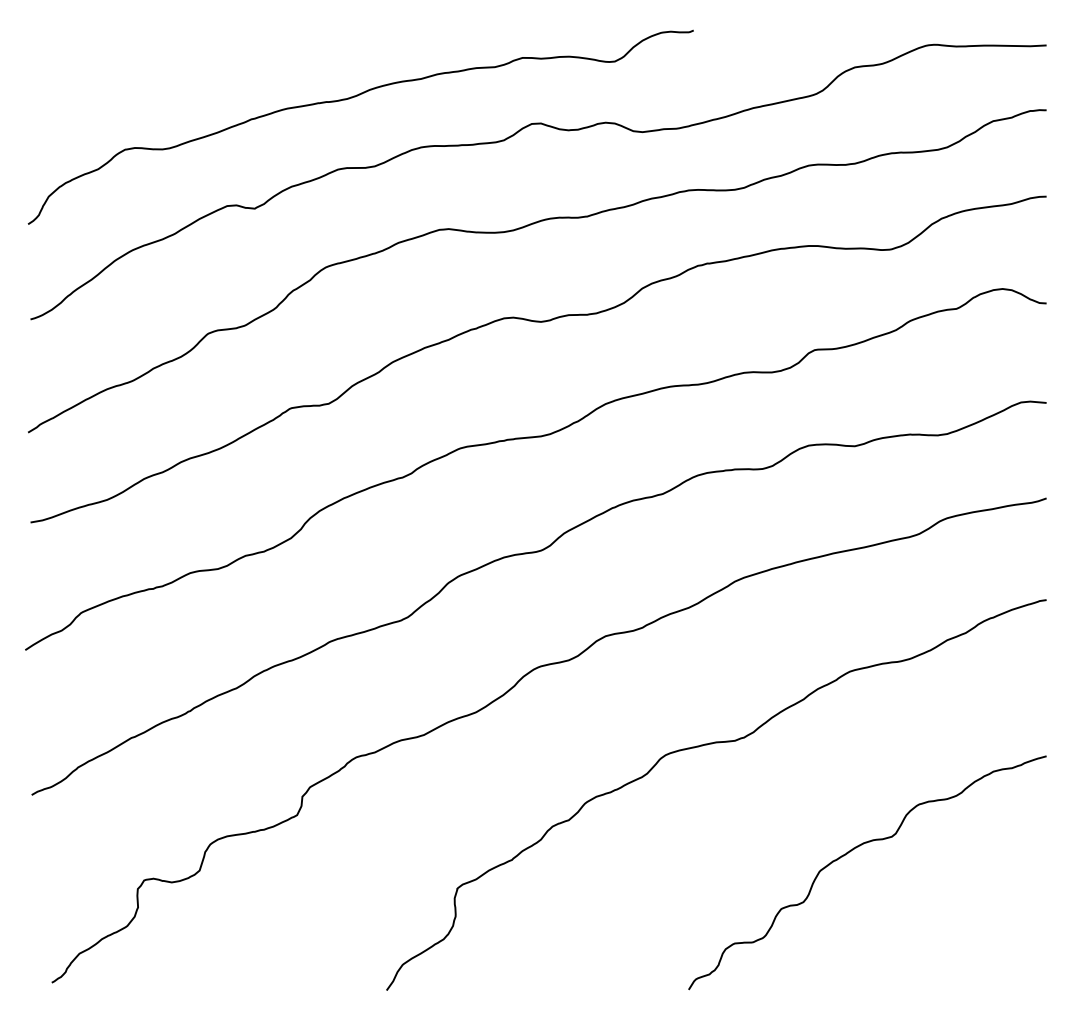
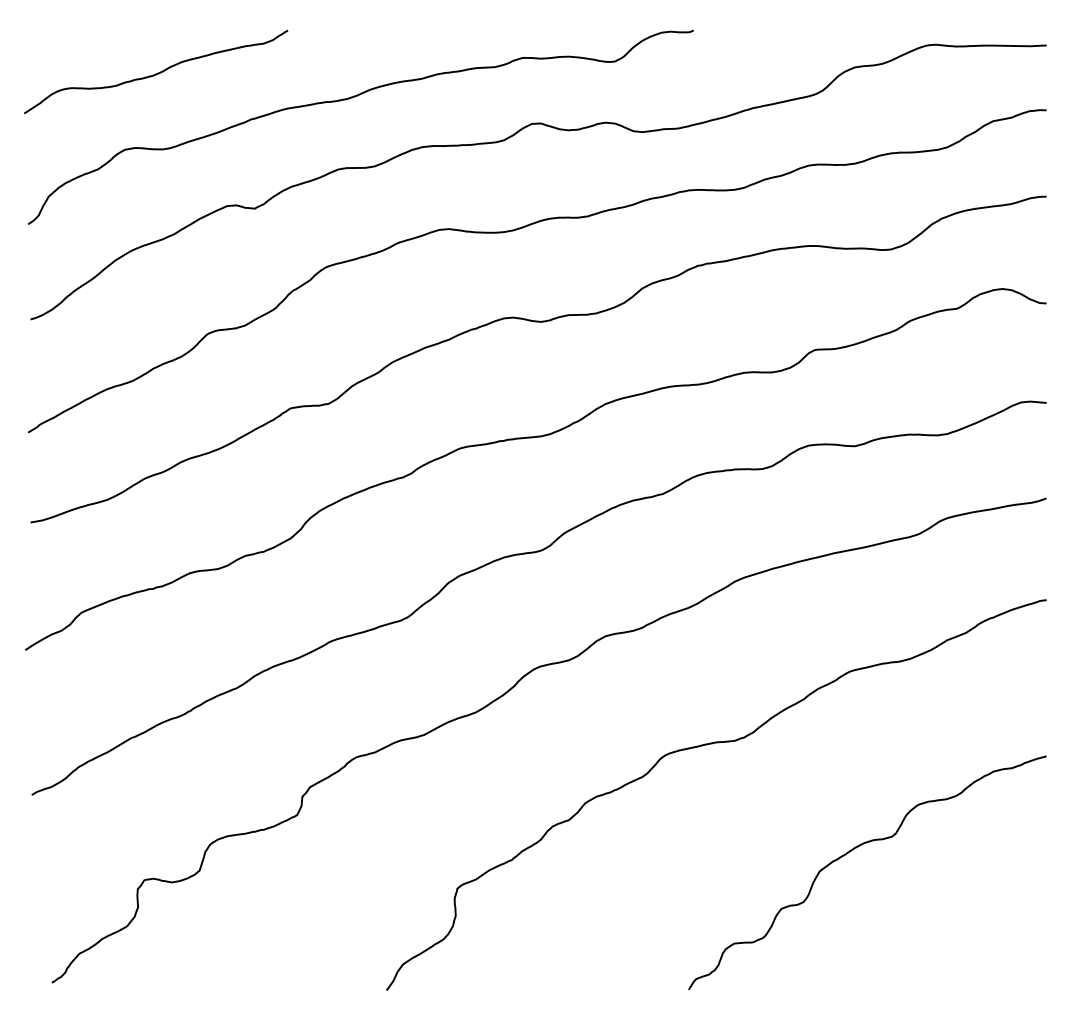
curve: none -> present (157, 72)
